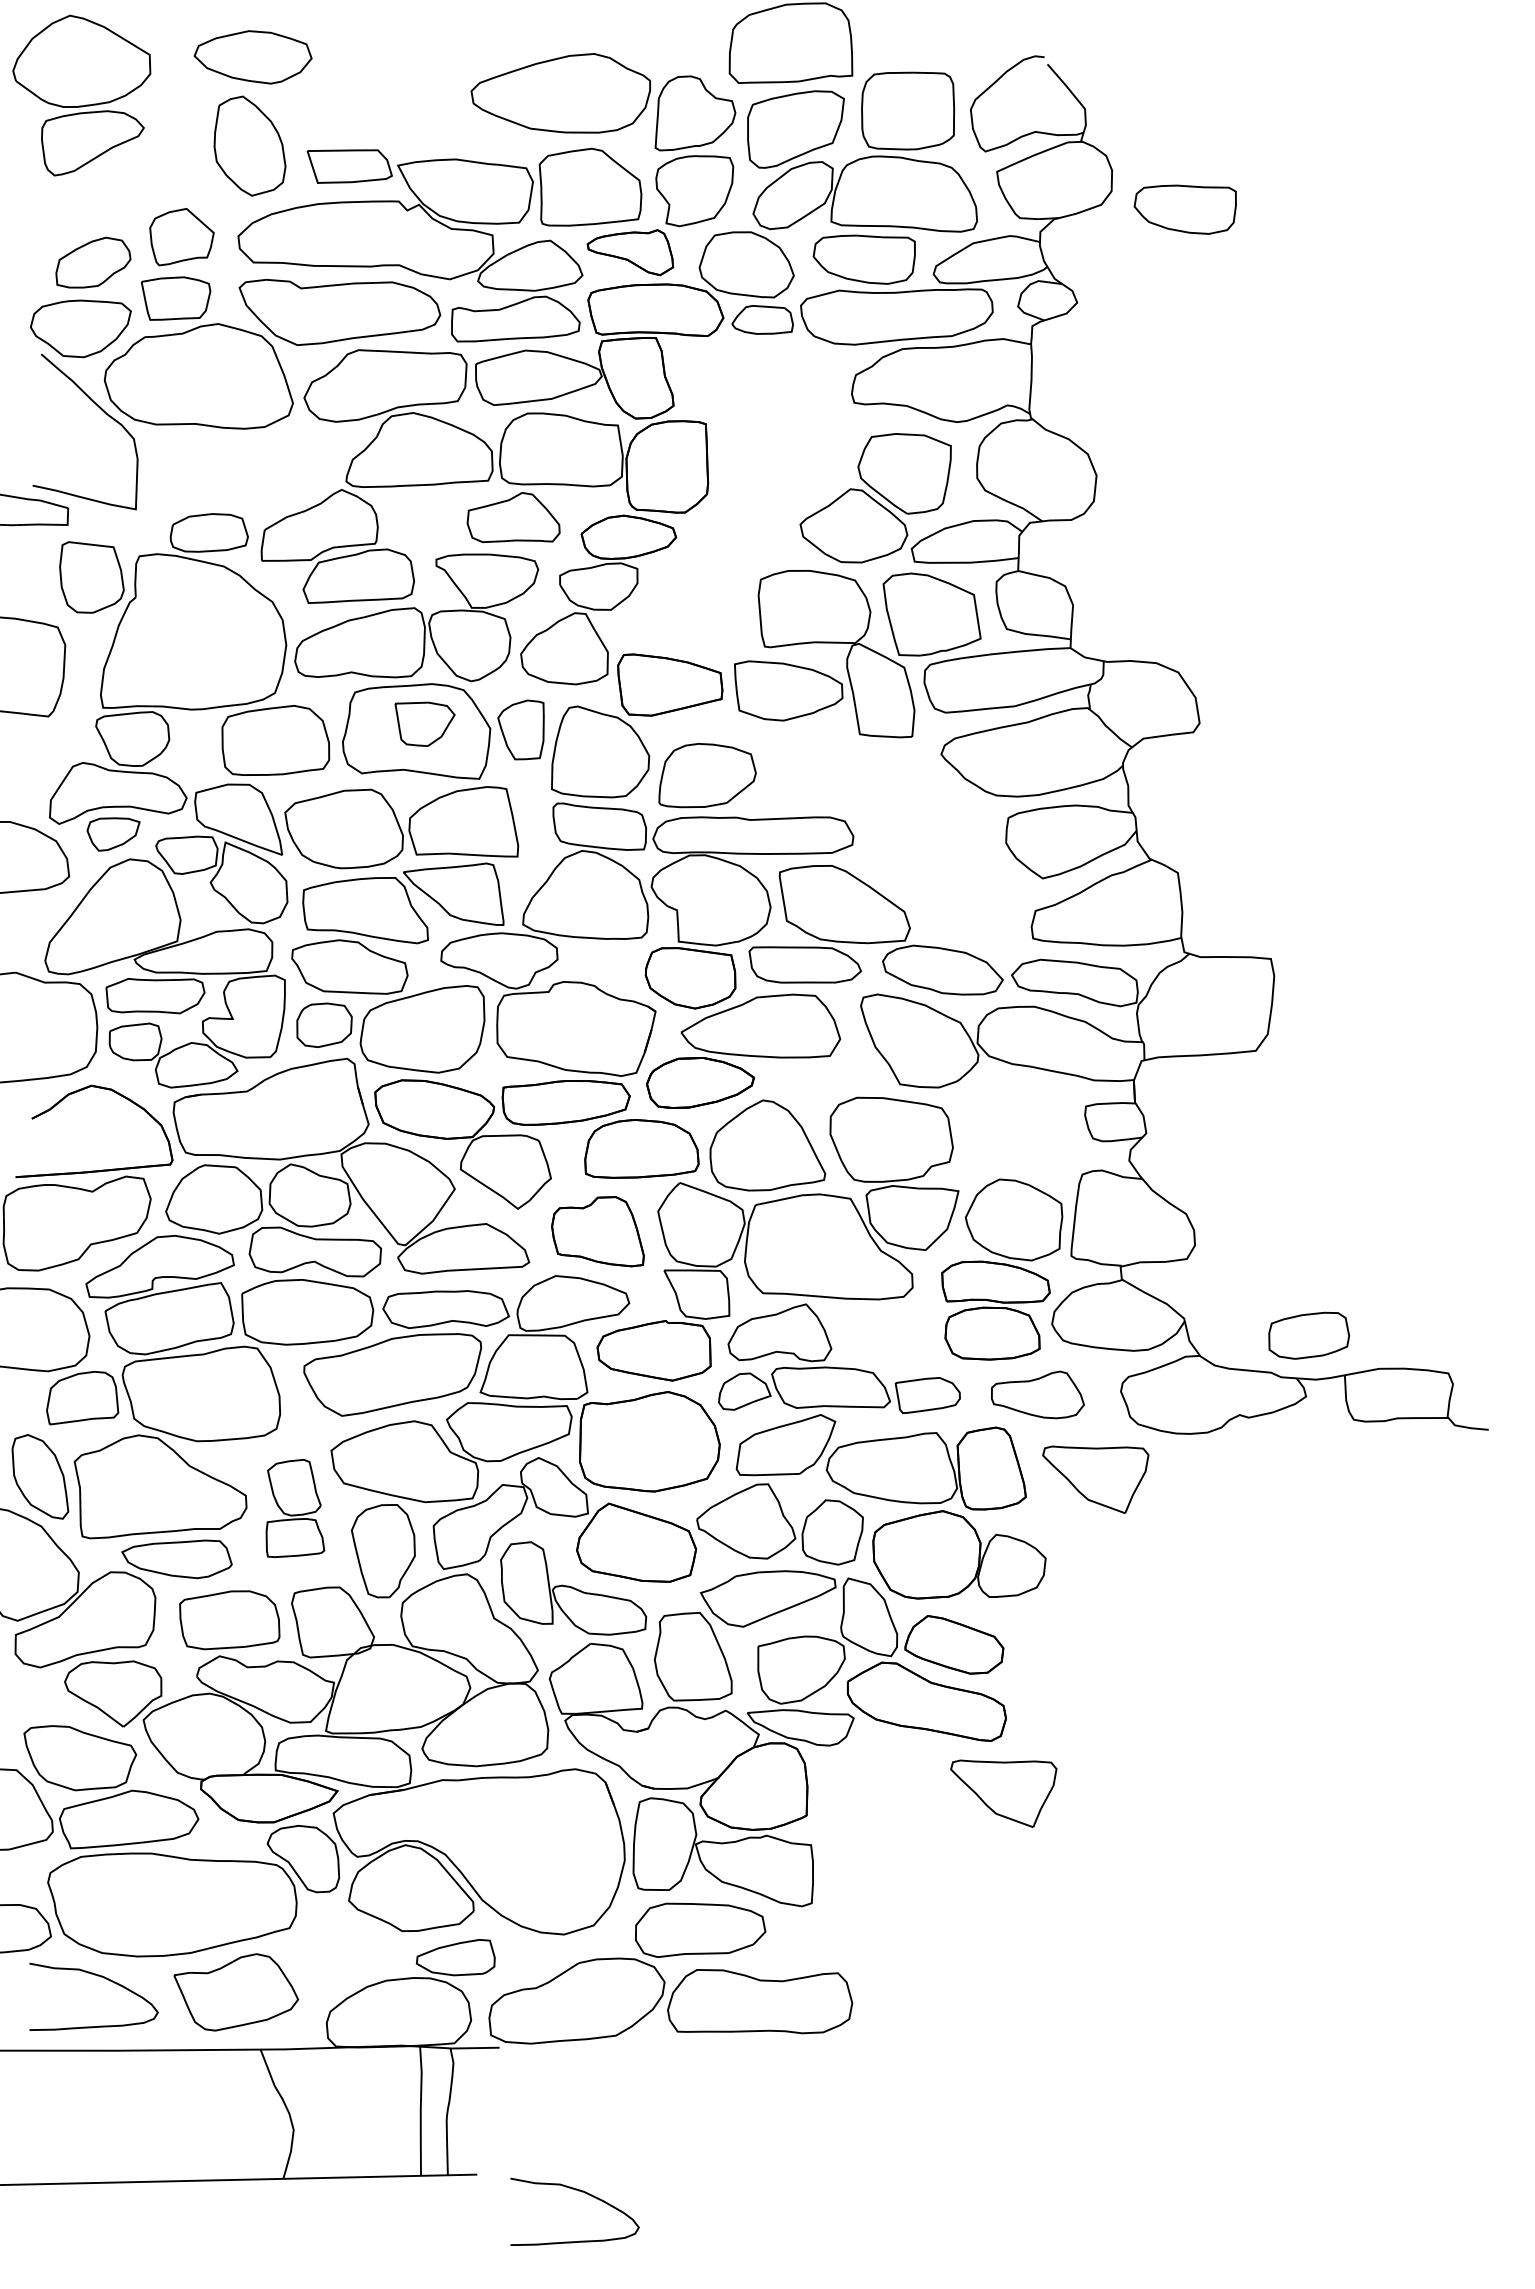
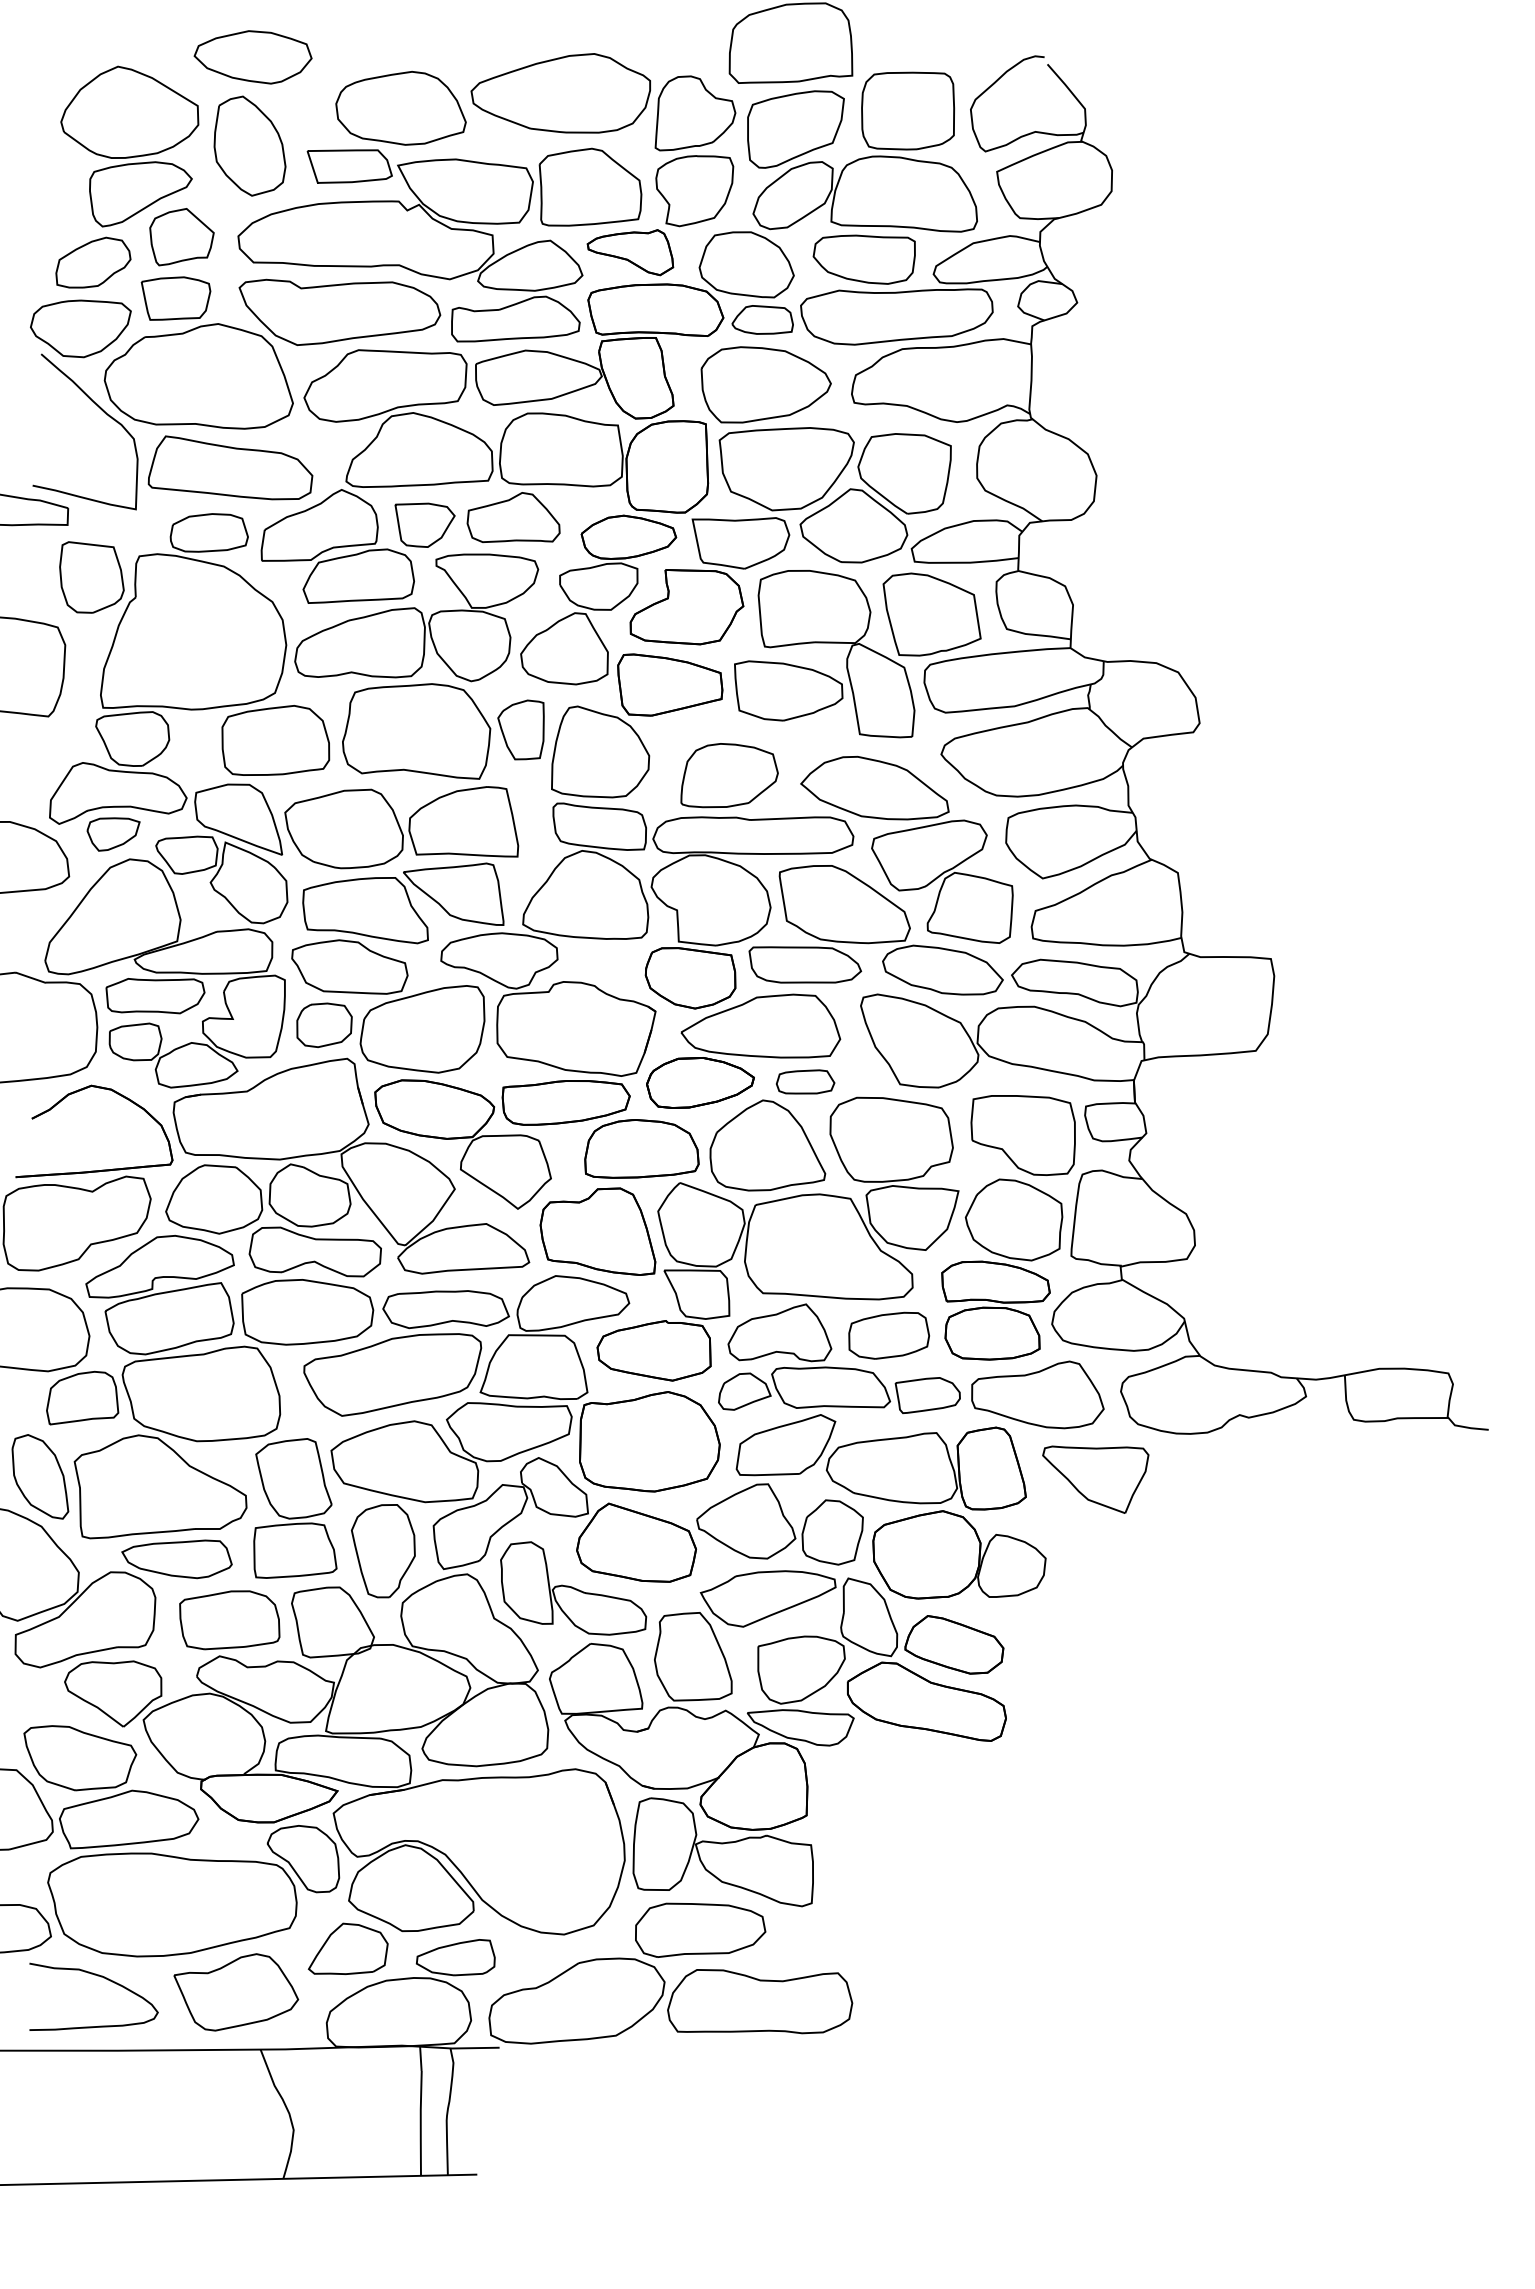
part position: (81, 95) -> (129, 146) (129, 146)
part: none -> present (400, 108)
part: present -> none (1184, 209)
part: none -> present (230, 467)
part: none -> present (741, 495)
part position: (424, 723) -> (424, 524) (424, 524)
part position: (707, 775) -> (729, 775) (729, 775)
part: none -> present (906, 849)
part: none -> present (805, 1081)
part: none -> present (1022, 1135)
part size: 94x72 px -> 118x89 px (597, 1231)
part position: (1308, 1335) -> (888, 1335) (888, 1335)
part size: 94x50 px -> 134x70 px (1037, 1394)
part size: 61x100 px -> 85x141 px (295, 1508)
part: present -> none (1003, 1793)
part: none -> present (347, 1948)
curve: present -> none (578, 2191)
